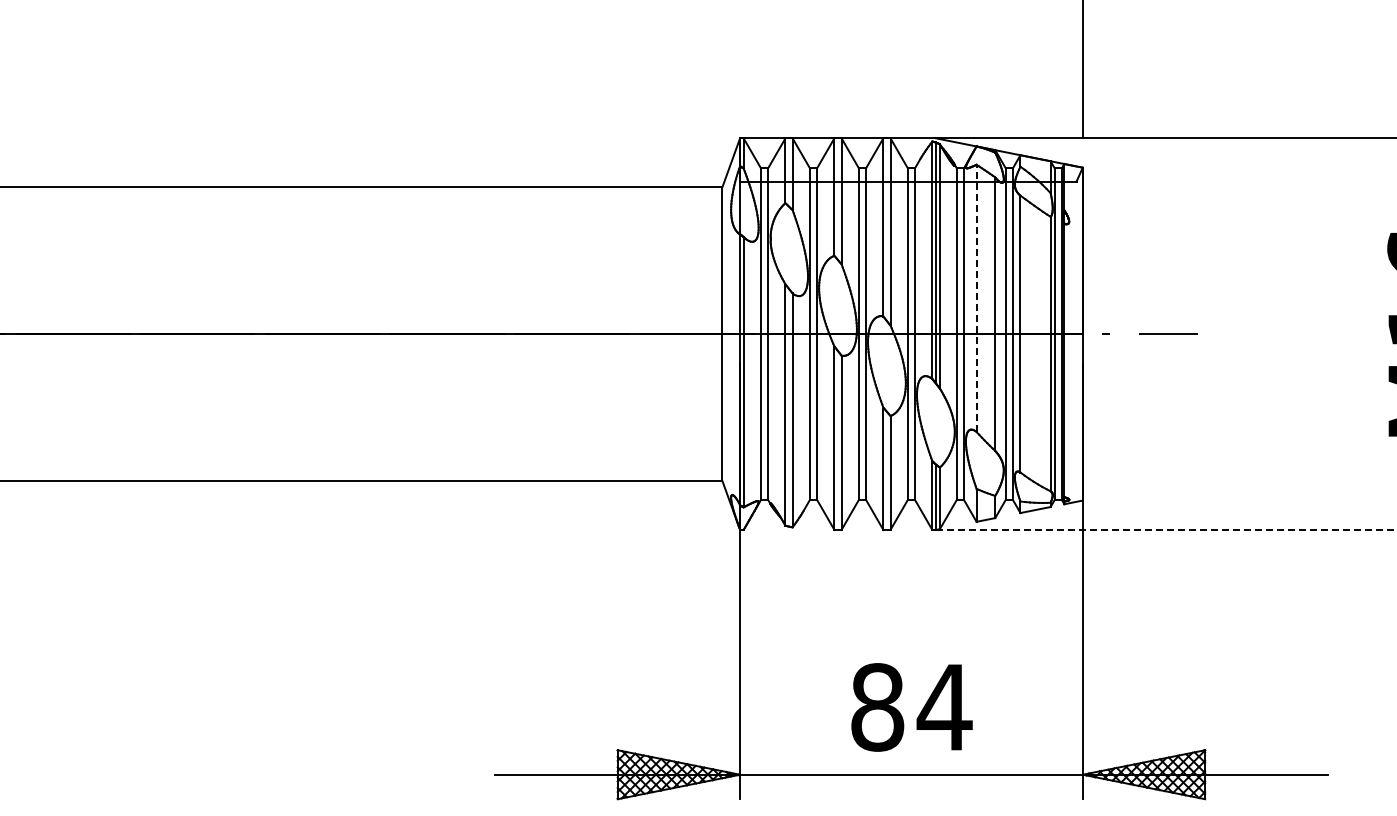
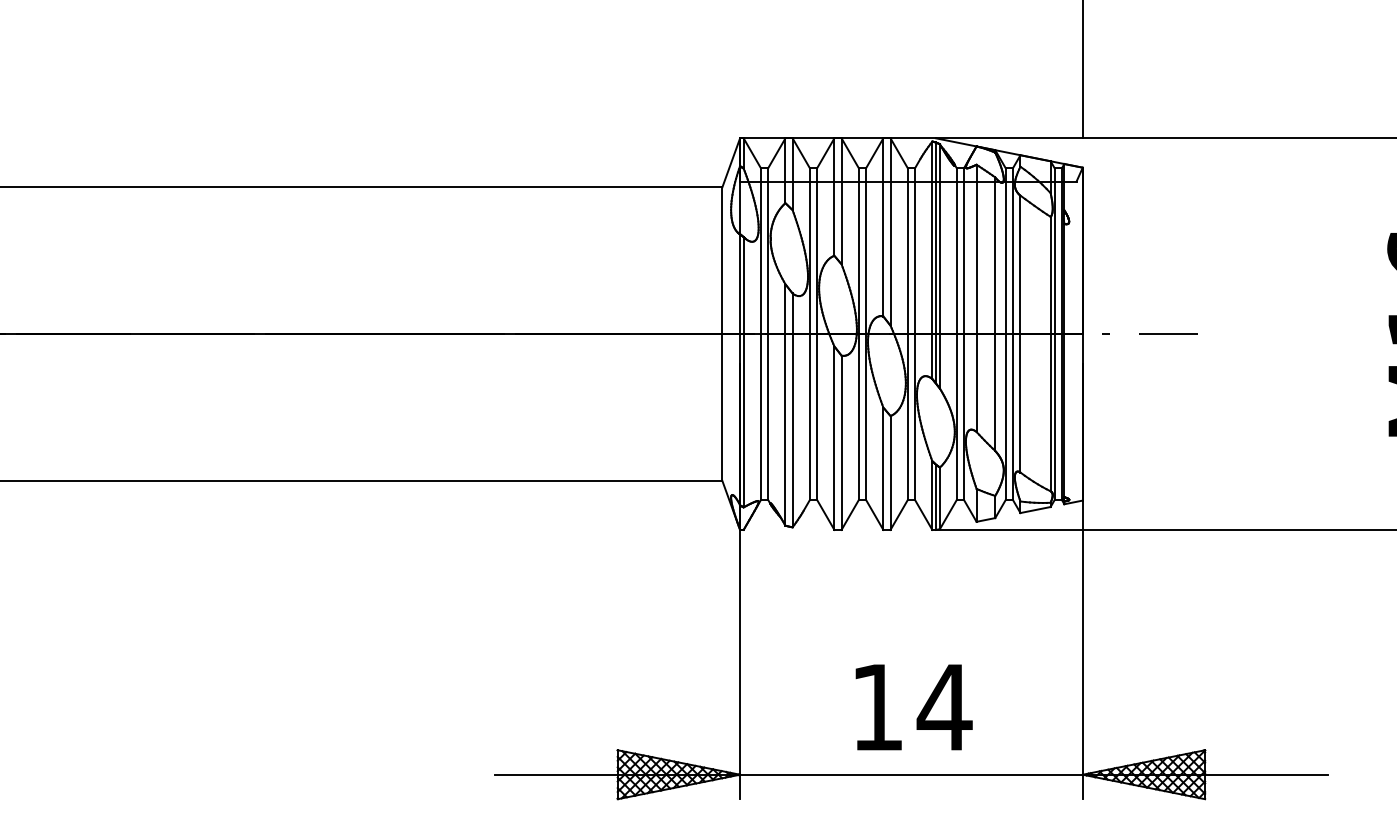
line: dashed -> solid (976, 298)
line: dashed -> solid (1166, 529)
text: 84 -> 14 (877, 707)
